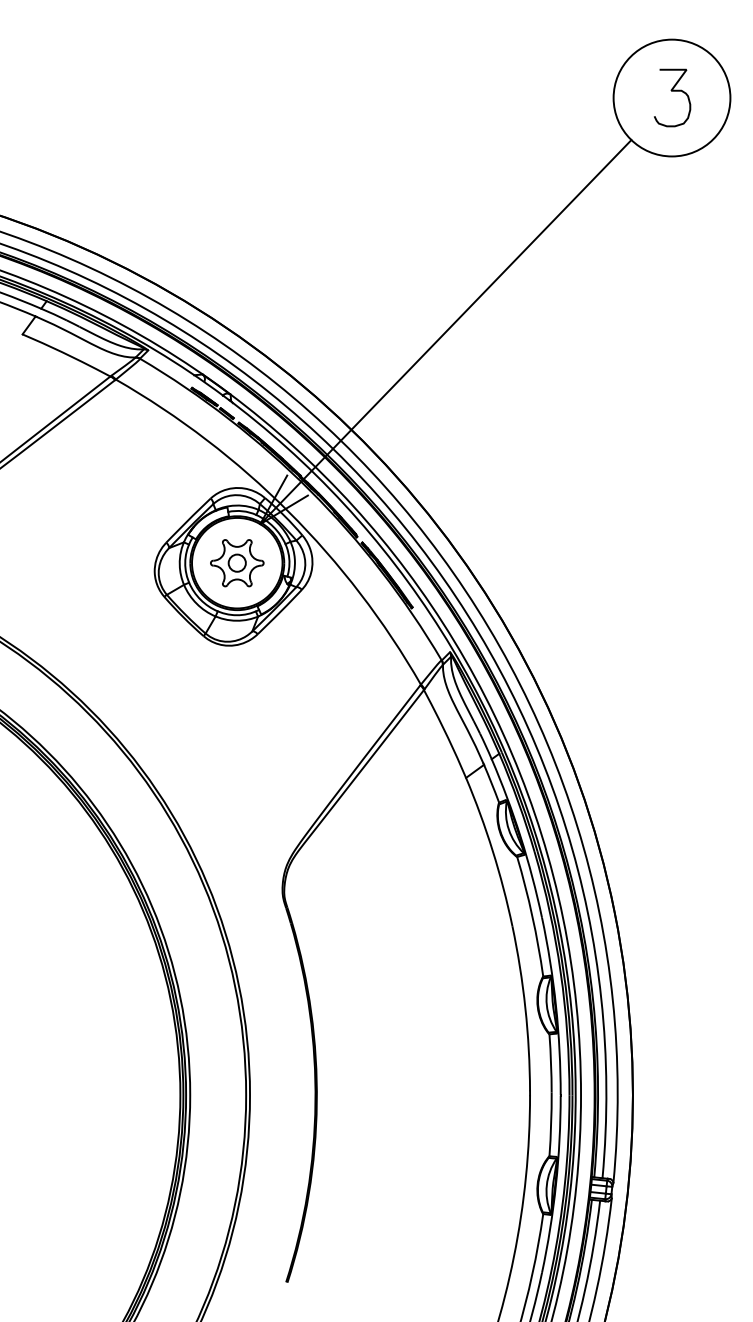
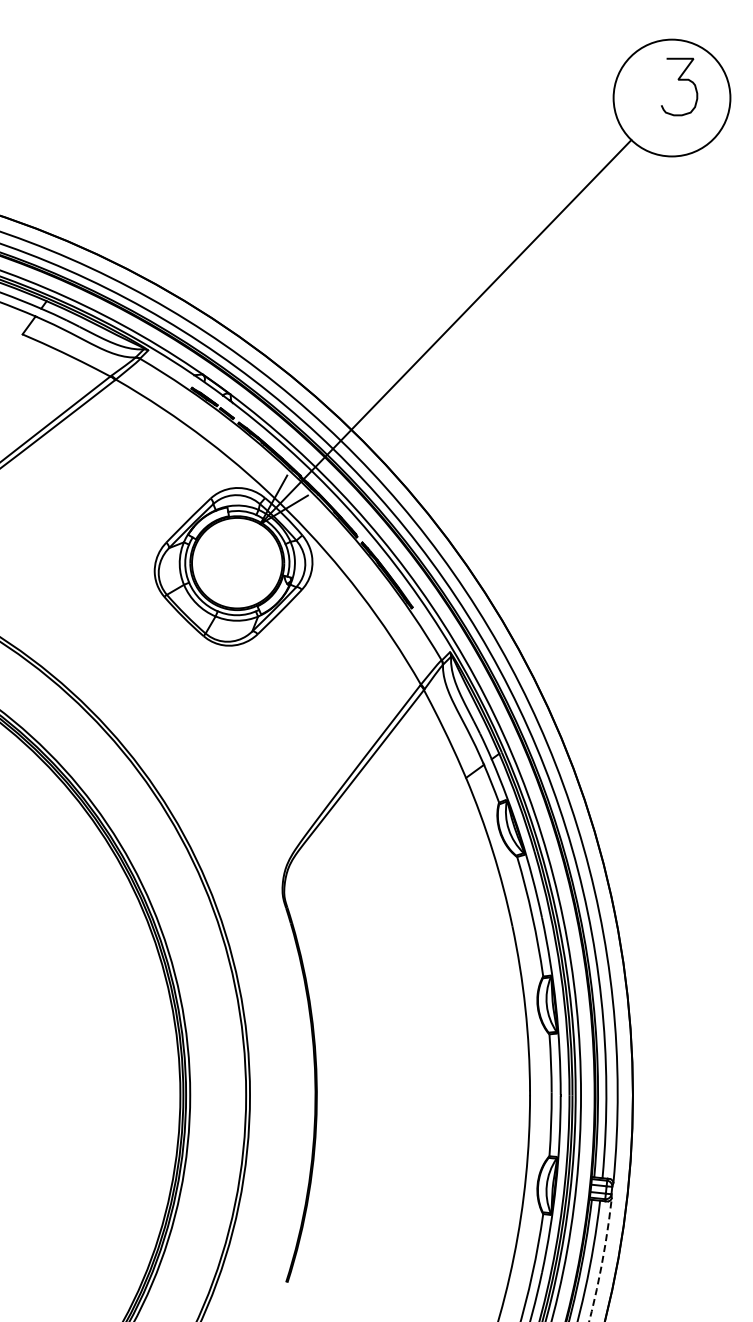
curve position: (672, 91) -> (679, 80) (679, 80)
part: present -> none (237, 563)
arc: solid -> dashed (602, 1260)
